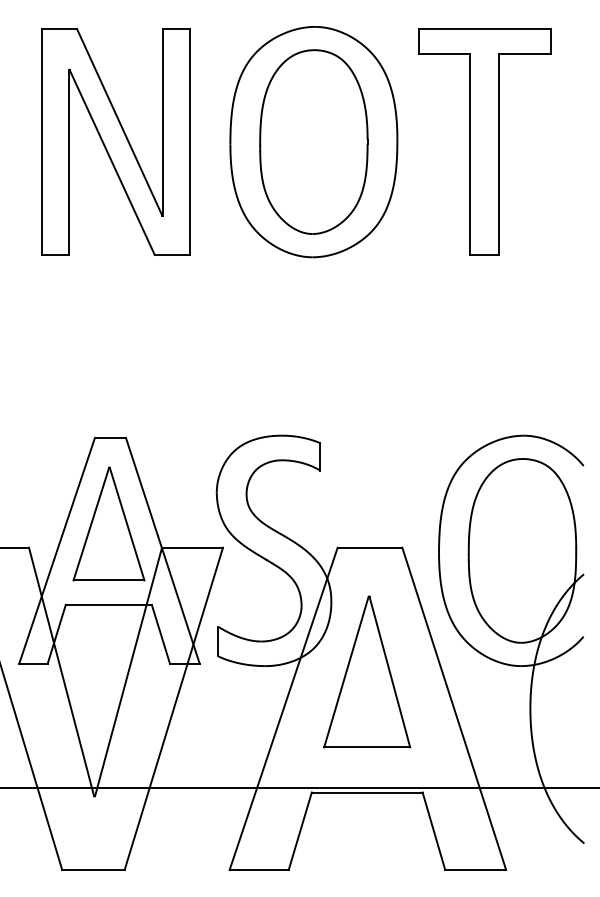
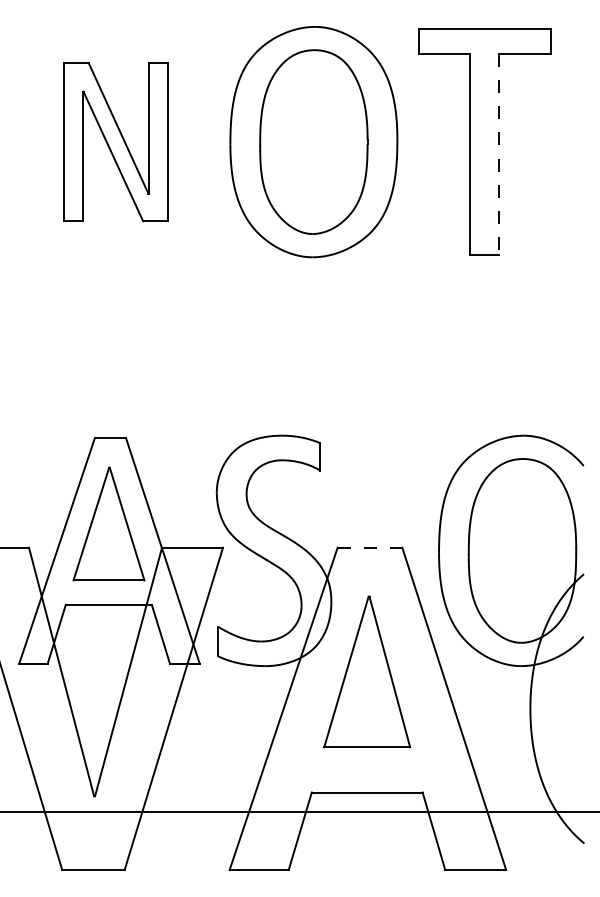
part size: 150x229 px -> 106x161 px (115, 142)
line: solid -> dashed (498, 154)
line: solid -> dashed (370, 547)
line position: (299, 788) -> (299, 812) (299, 812)
